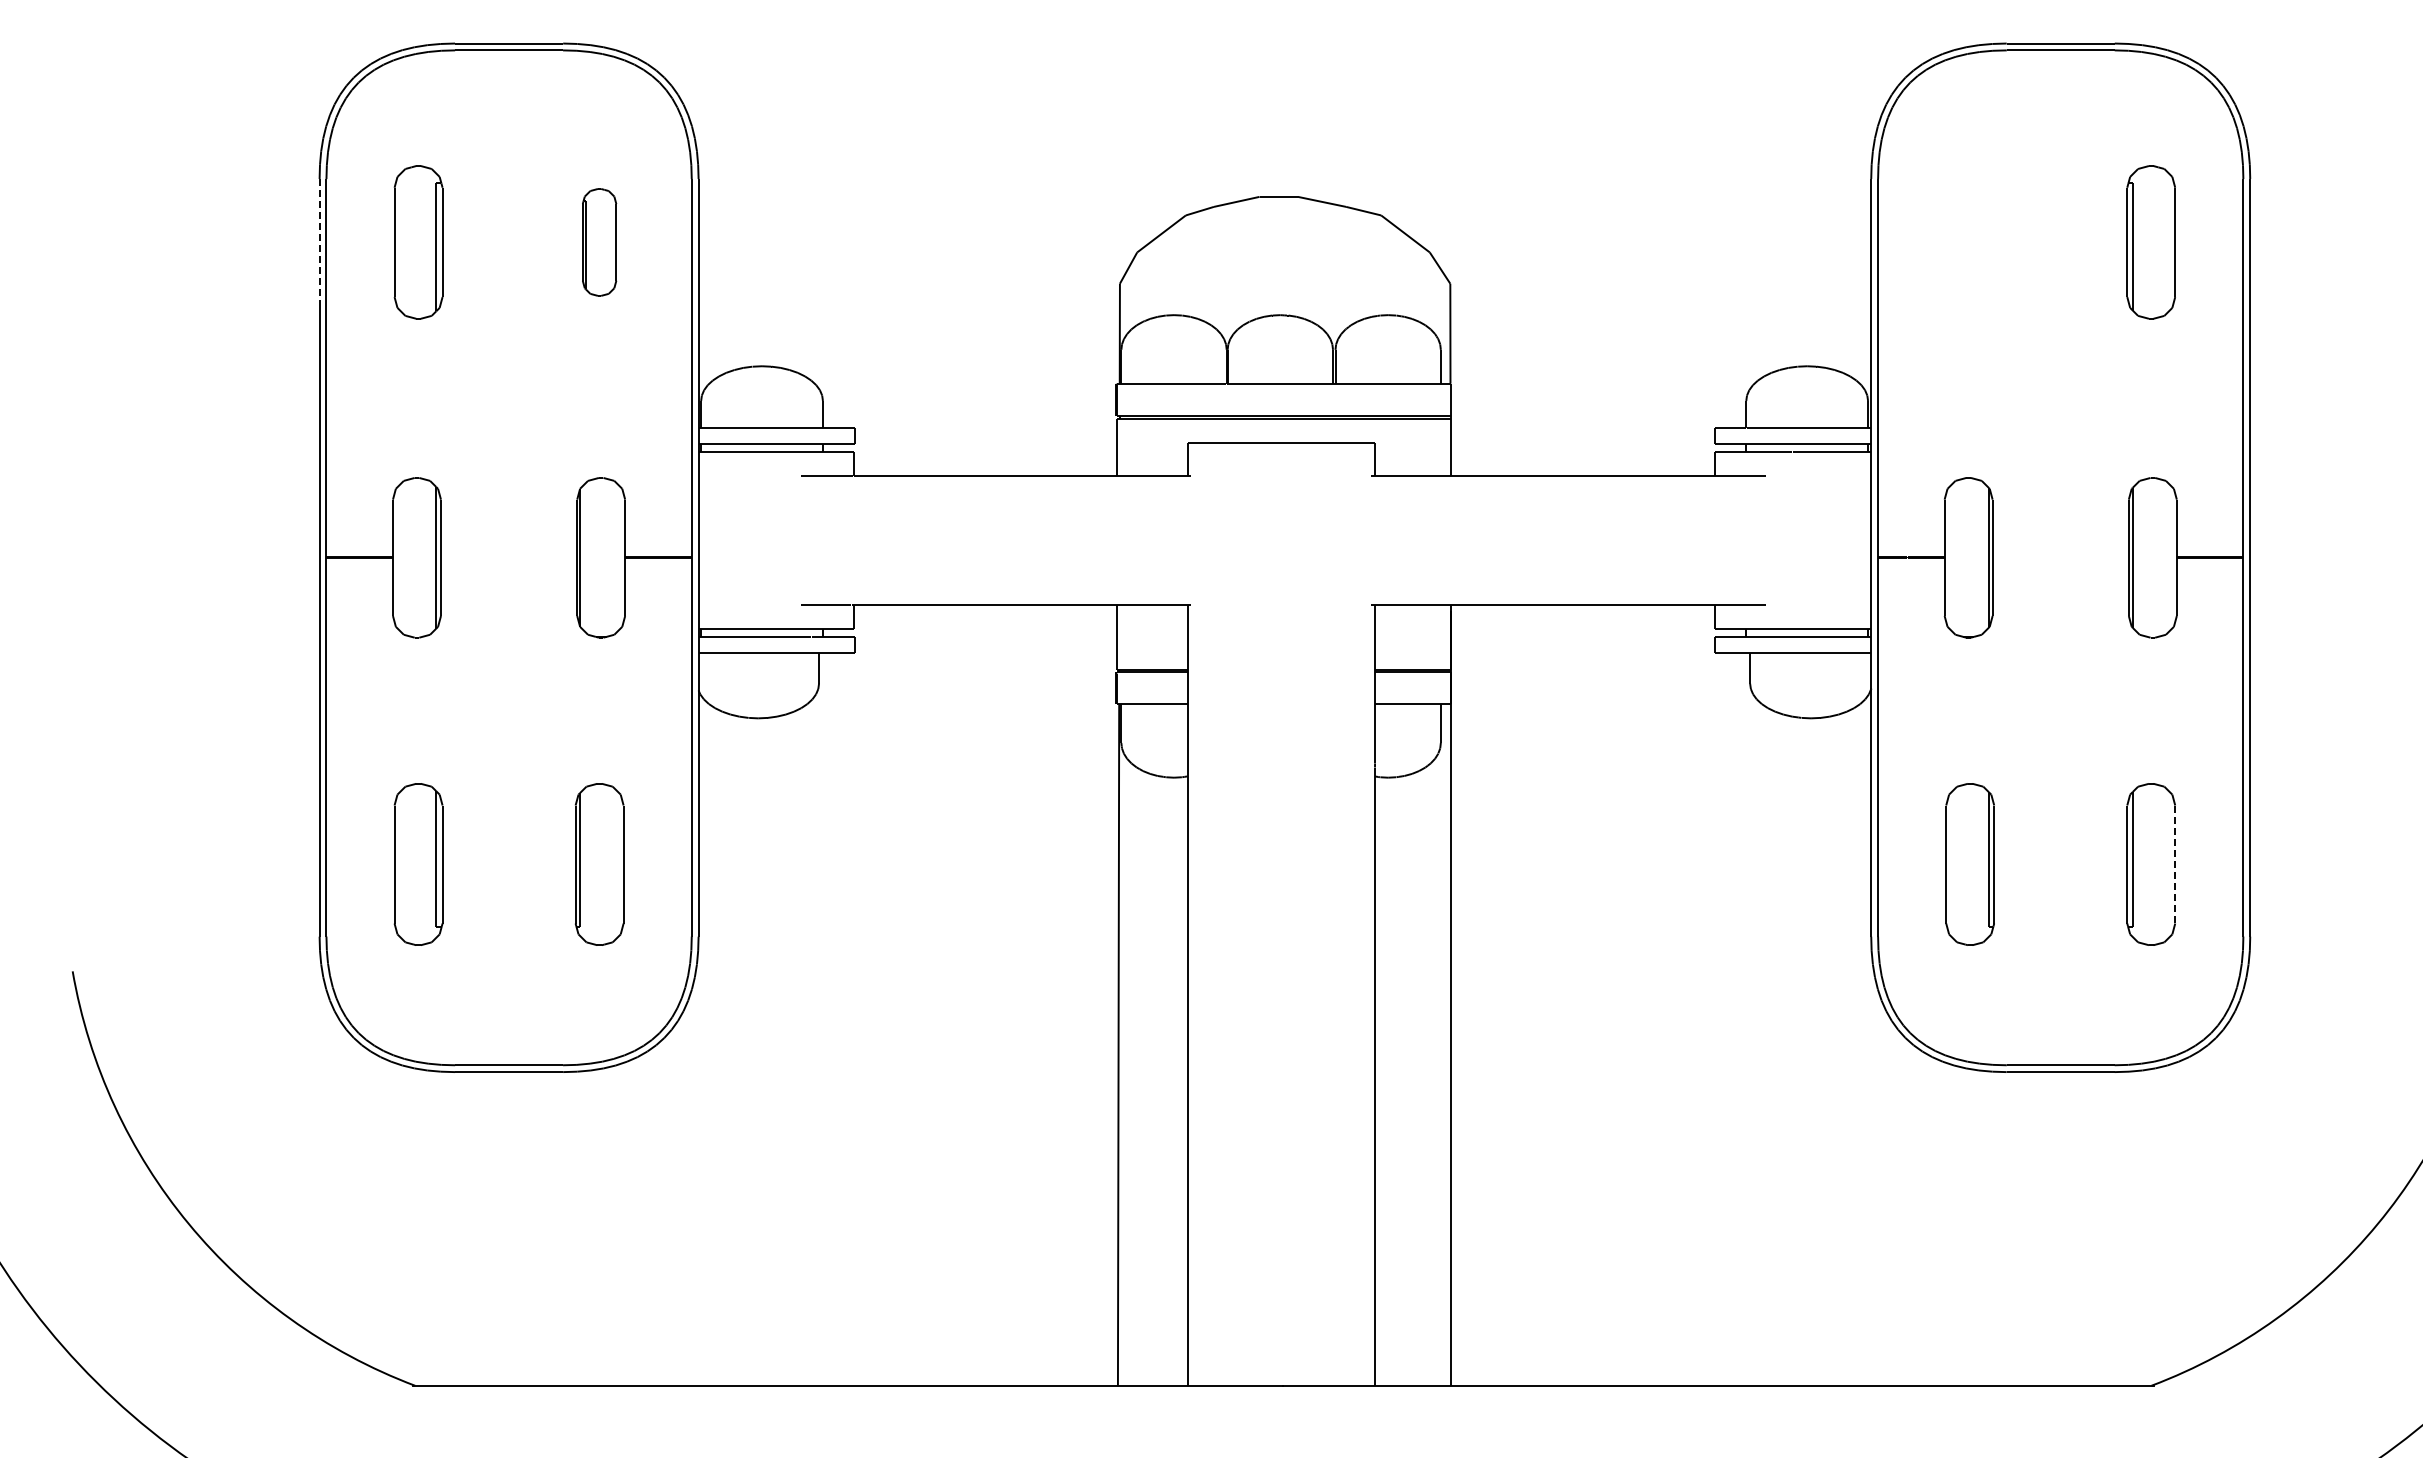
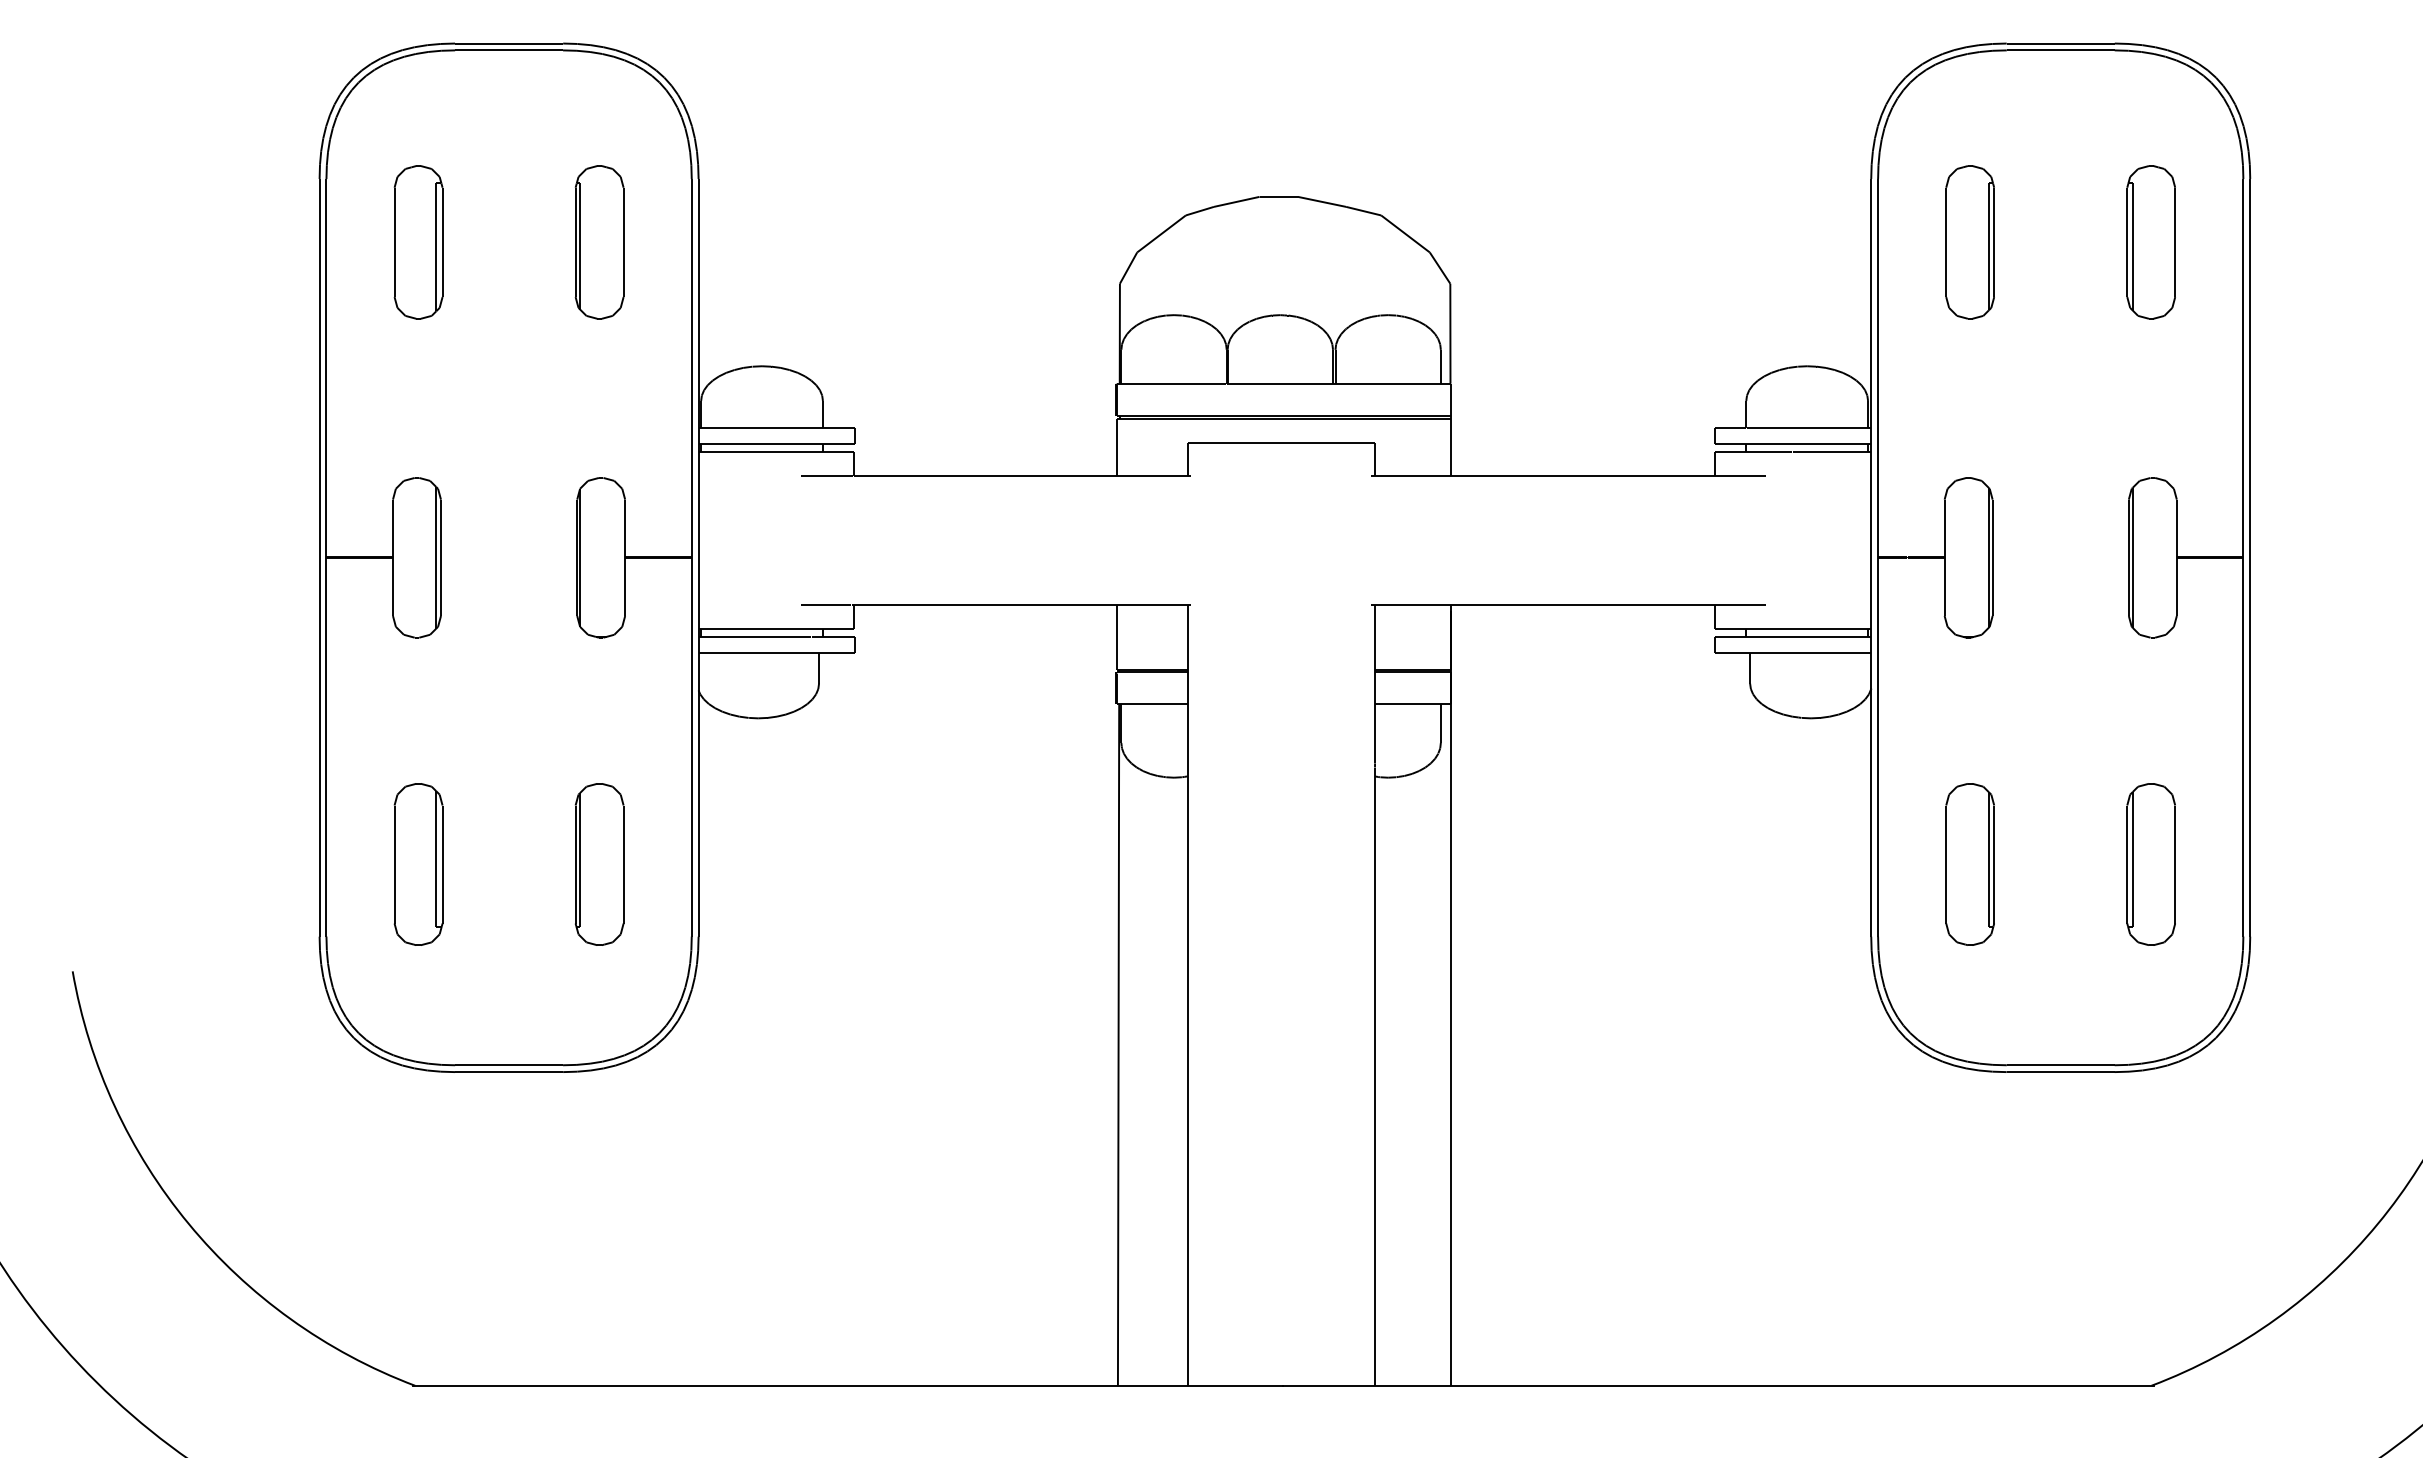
line: dashed -> solid (319, 239)
part size: 36x109 px -> 51x155 px (599, 242)
part: none -> present (1969, 242)
line: dashed -> solid (2175, 864)
